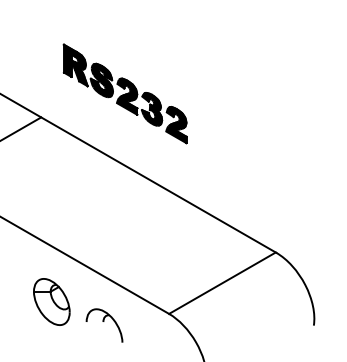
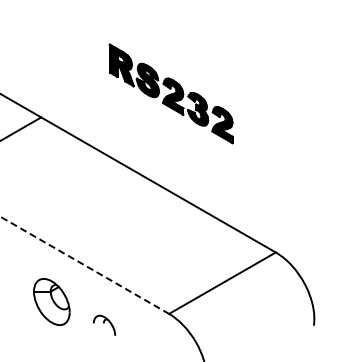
part position: (124, 93) -> (170, 93) (170, 93)
line: solid -> dashed (85, 265)
part size: 39x35 px -> 24x22 px (104, 324)
